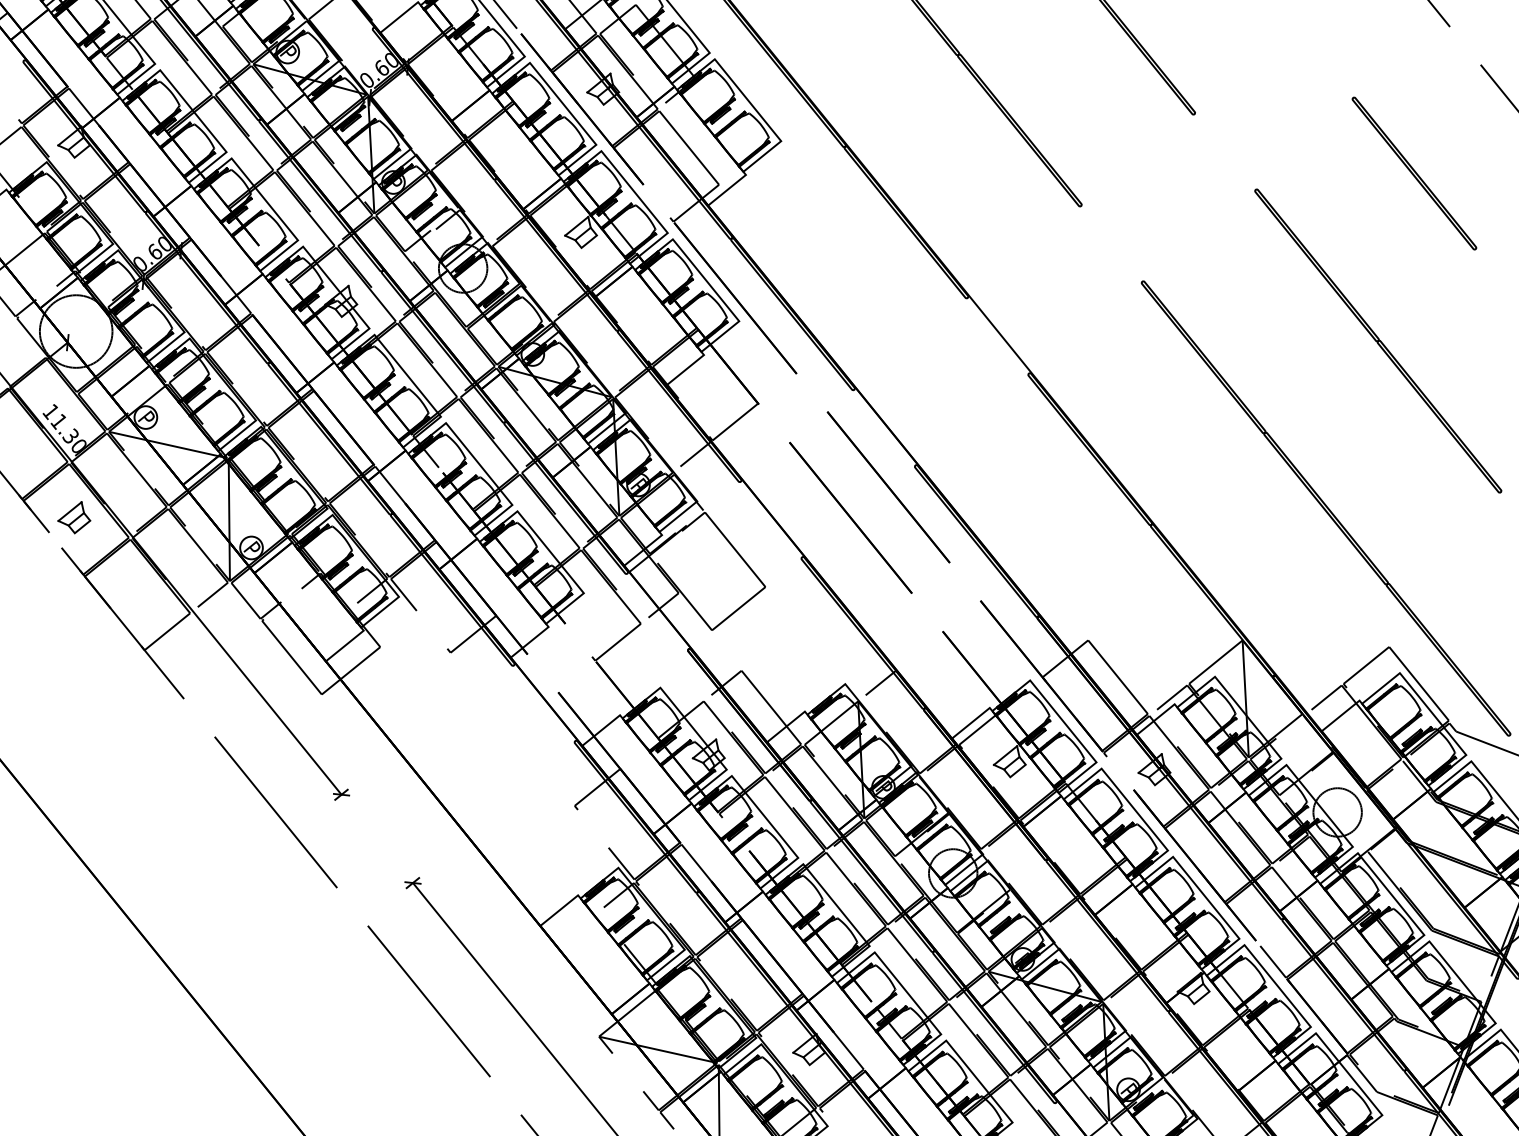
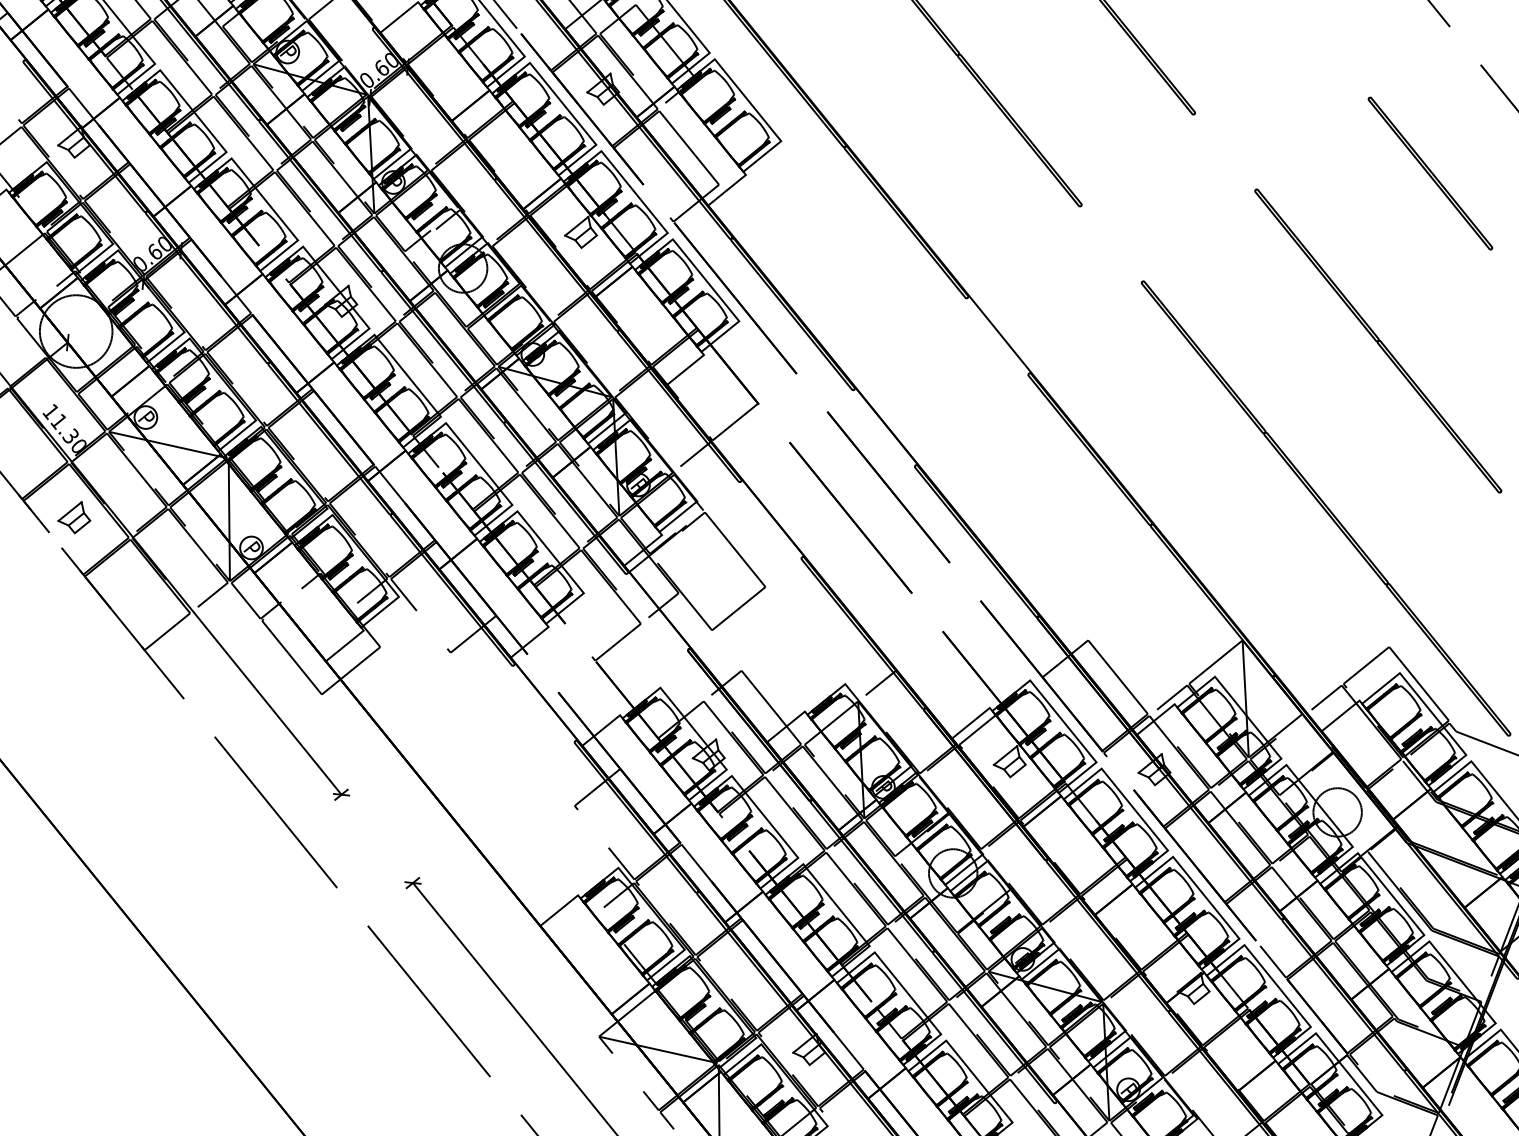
part position: (1414, 173) -> (1430, 173) (1430, 173)
